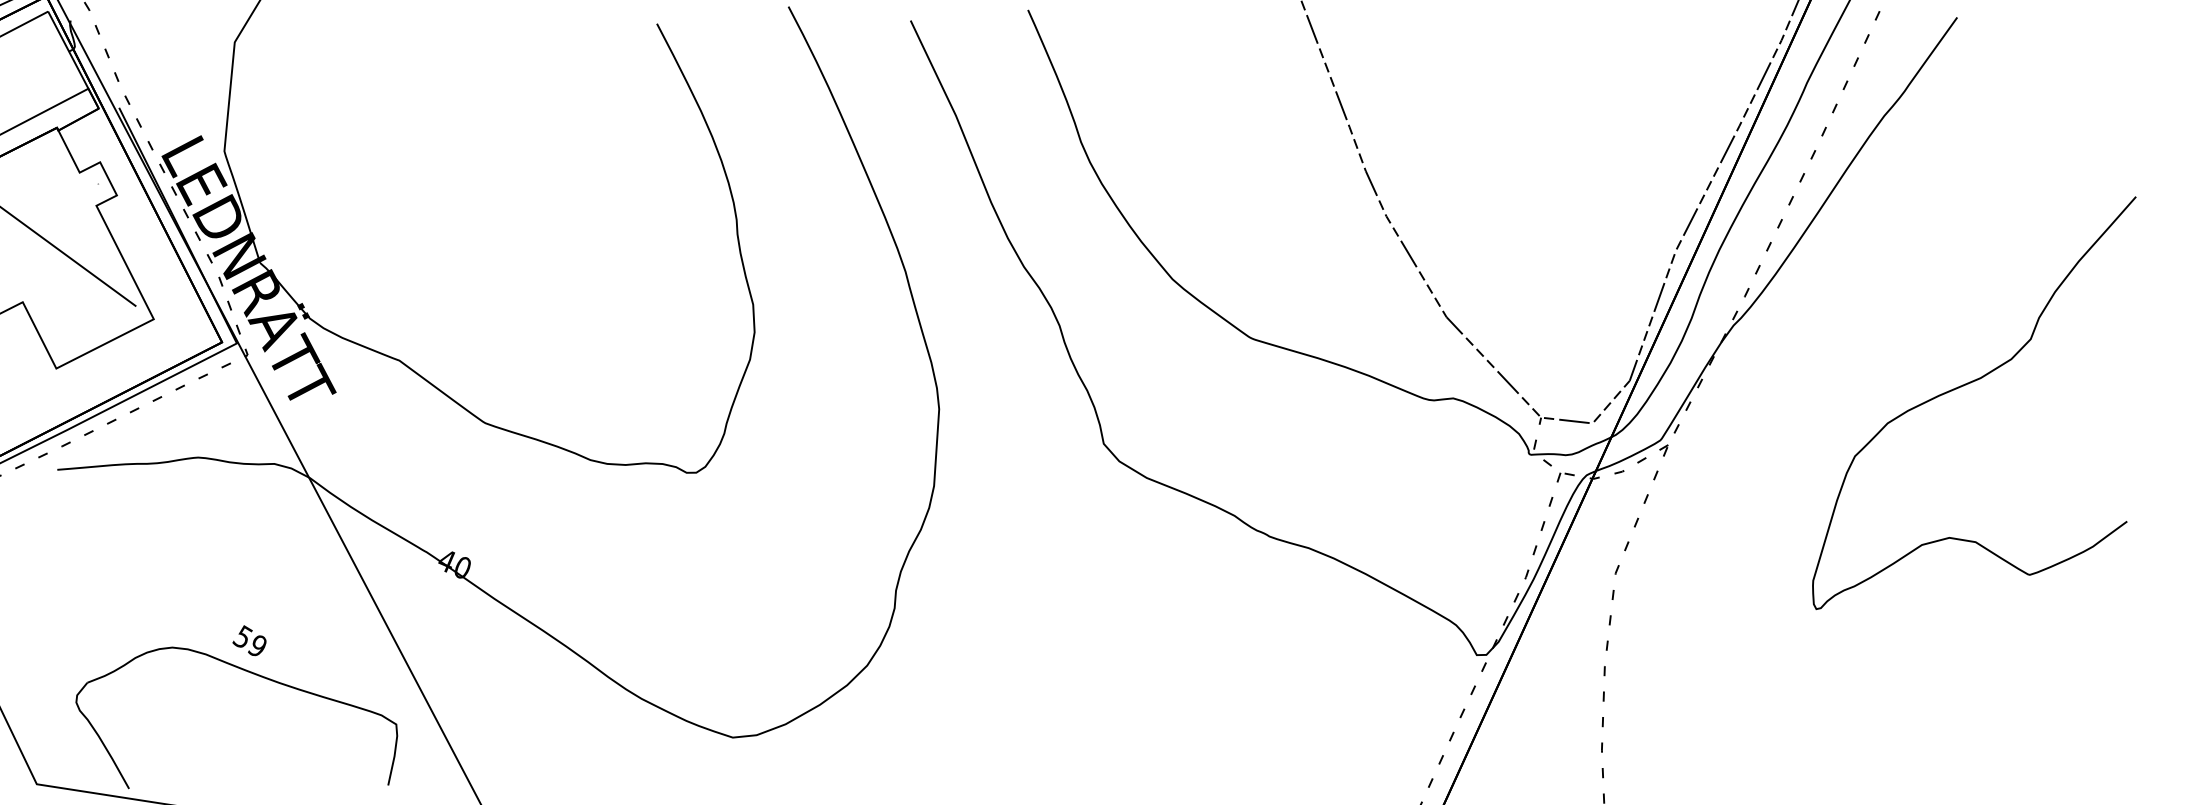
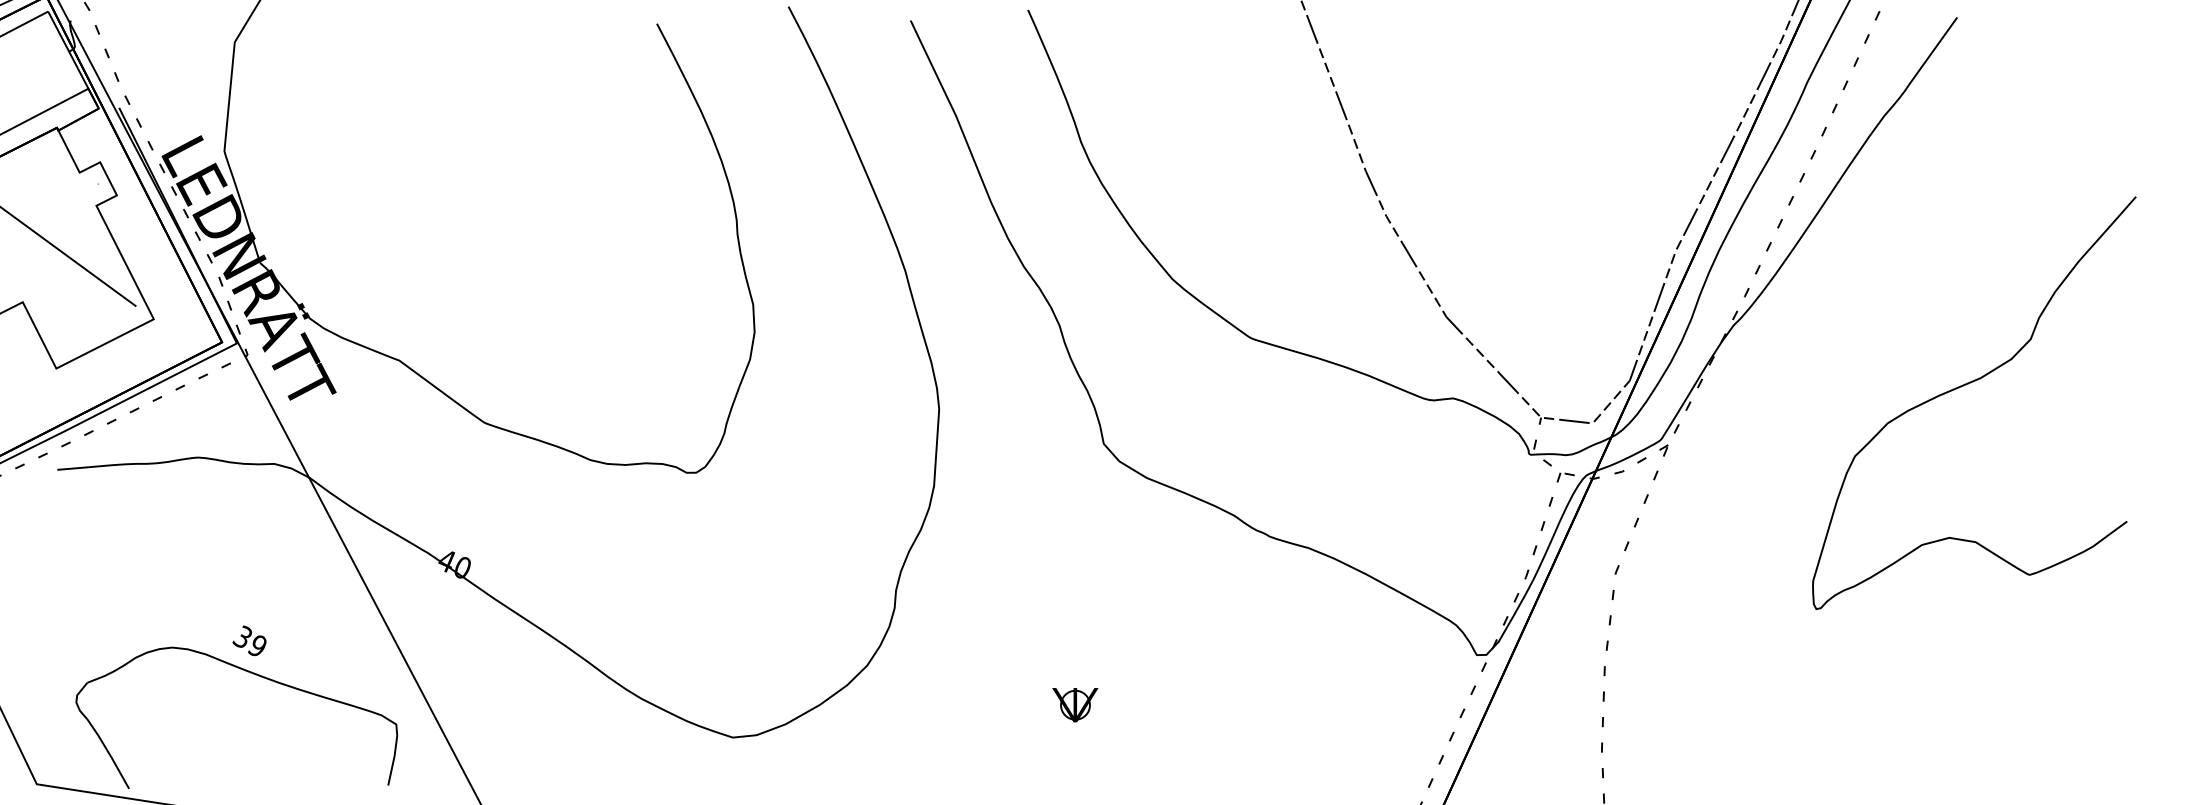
text: 59 -> 39 (242, 636)
part: none -> present (1075, 705)
